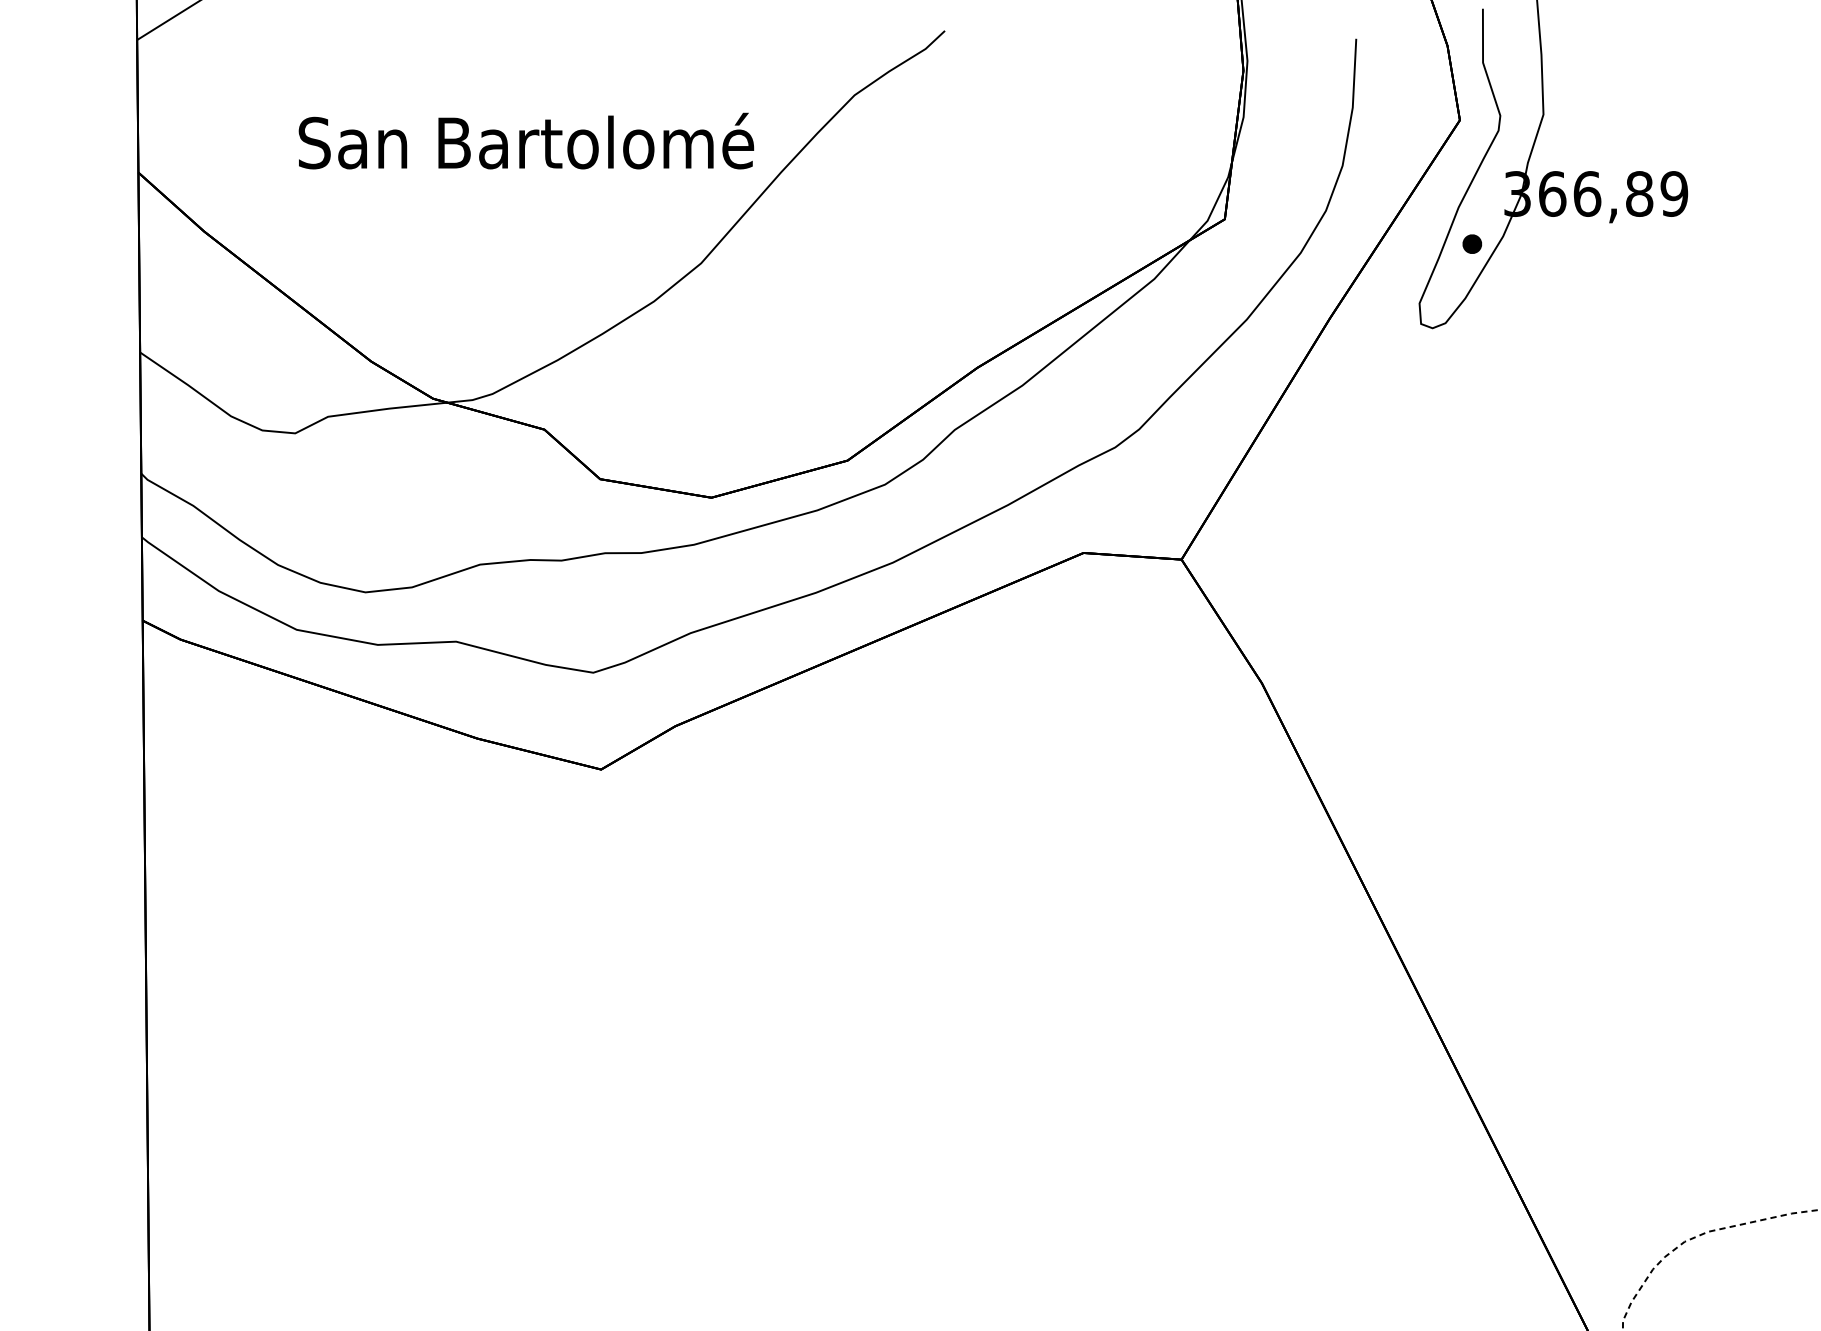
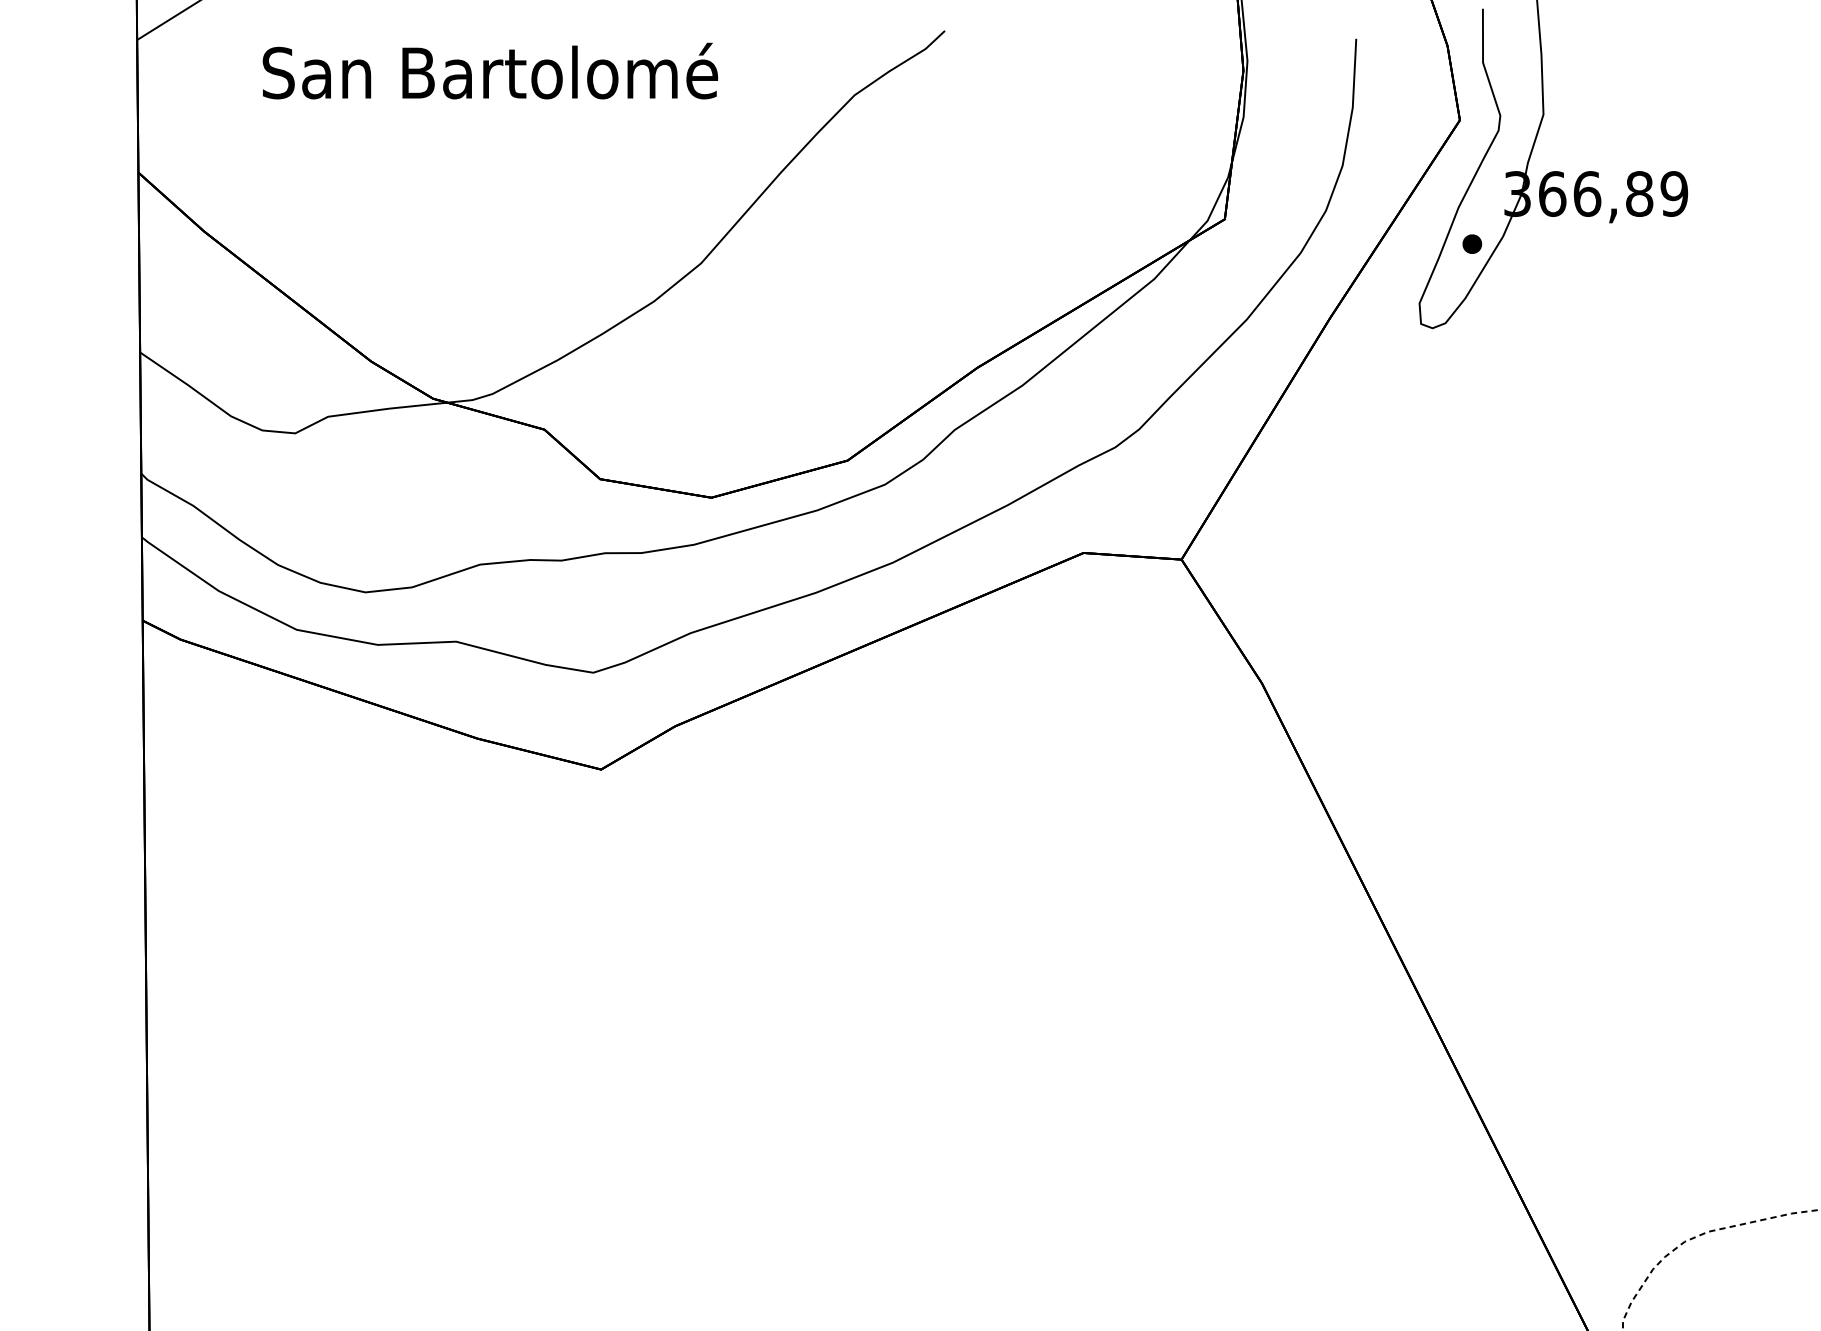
text position: (526, 140) -> (490, 70) (490, 70)
